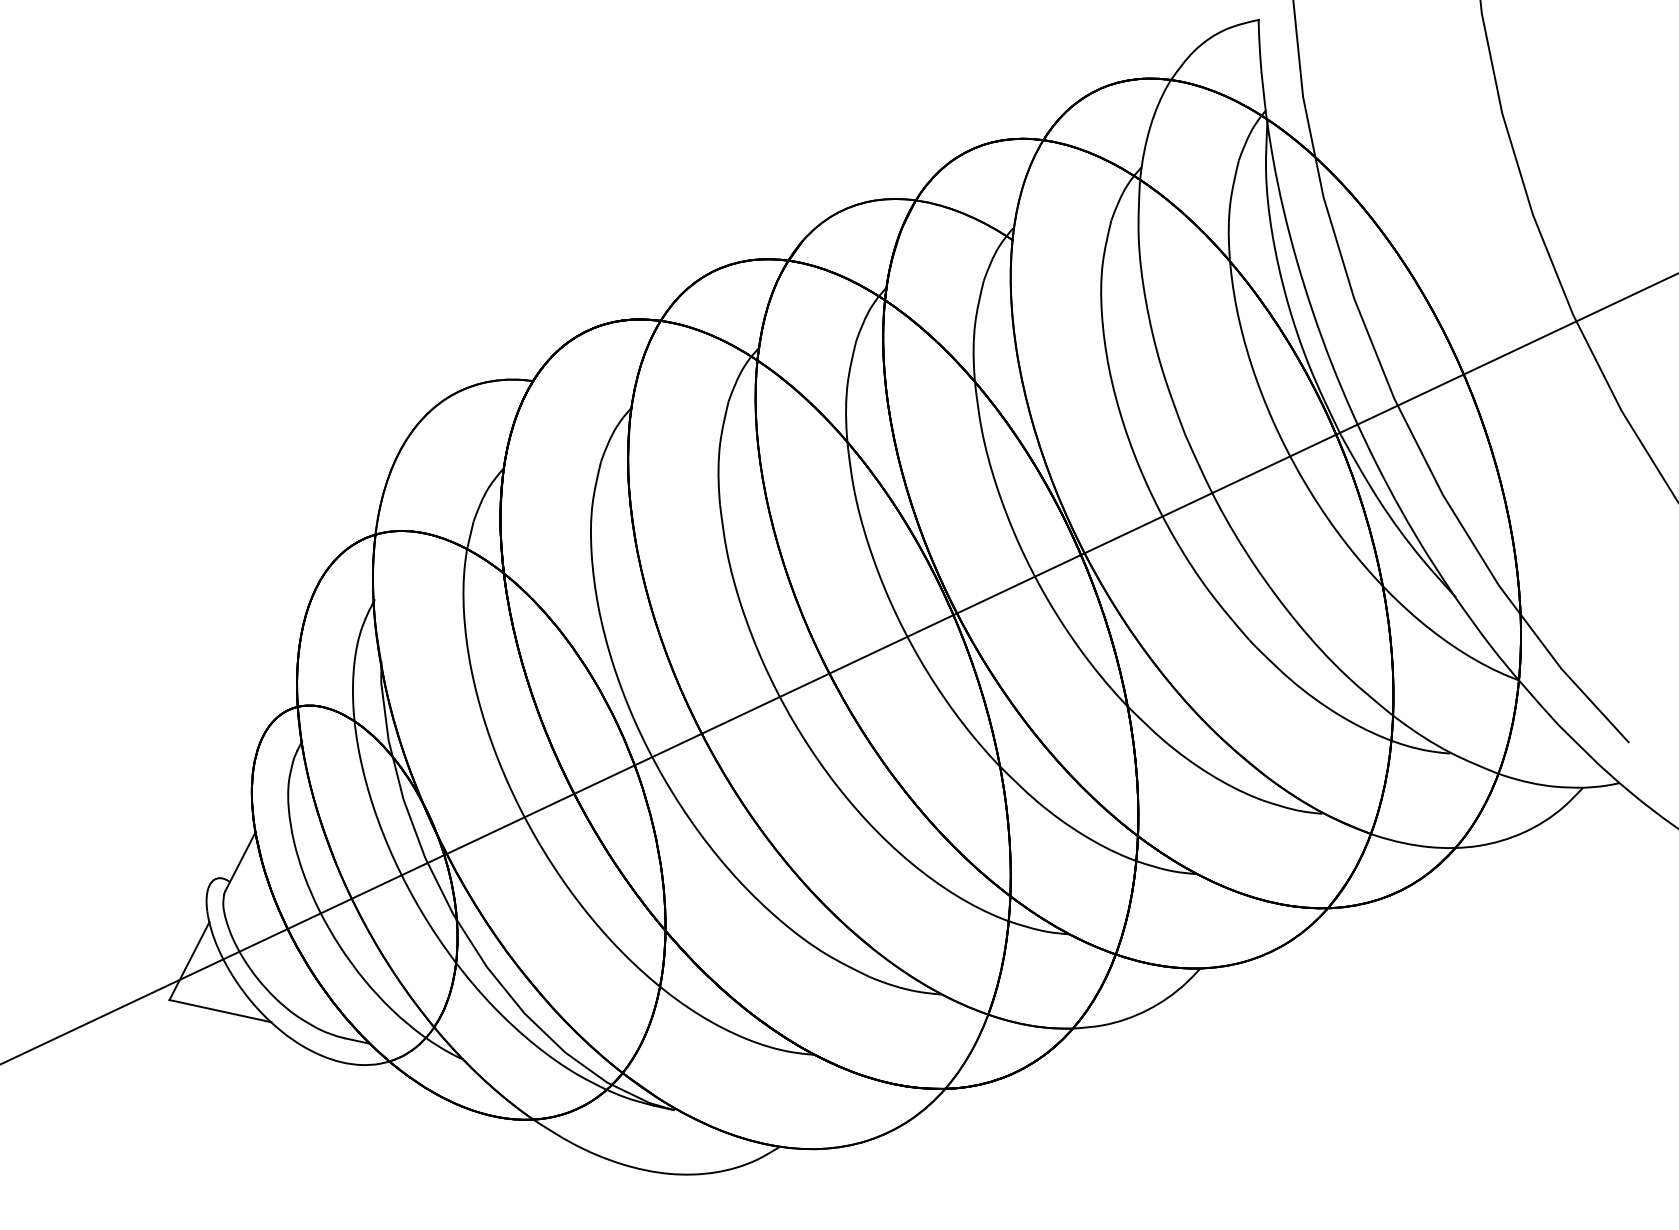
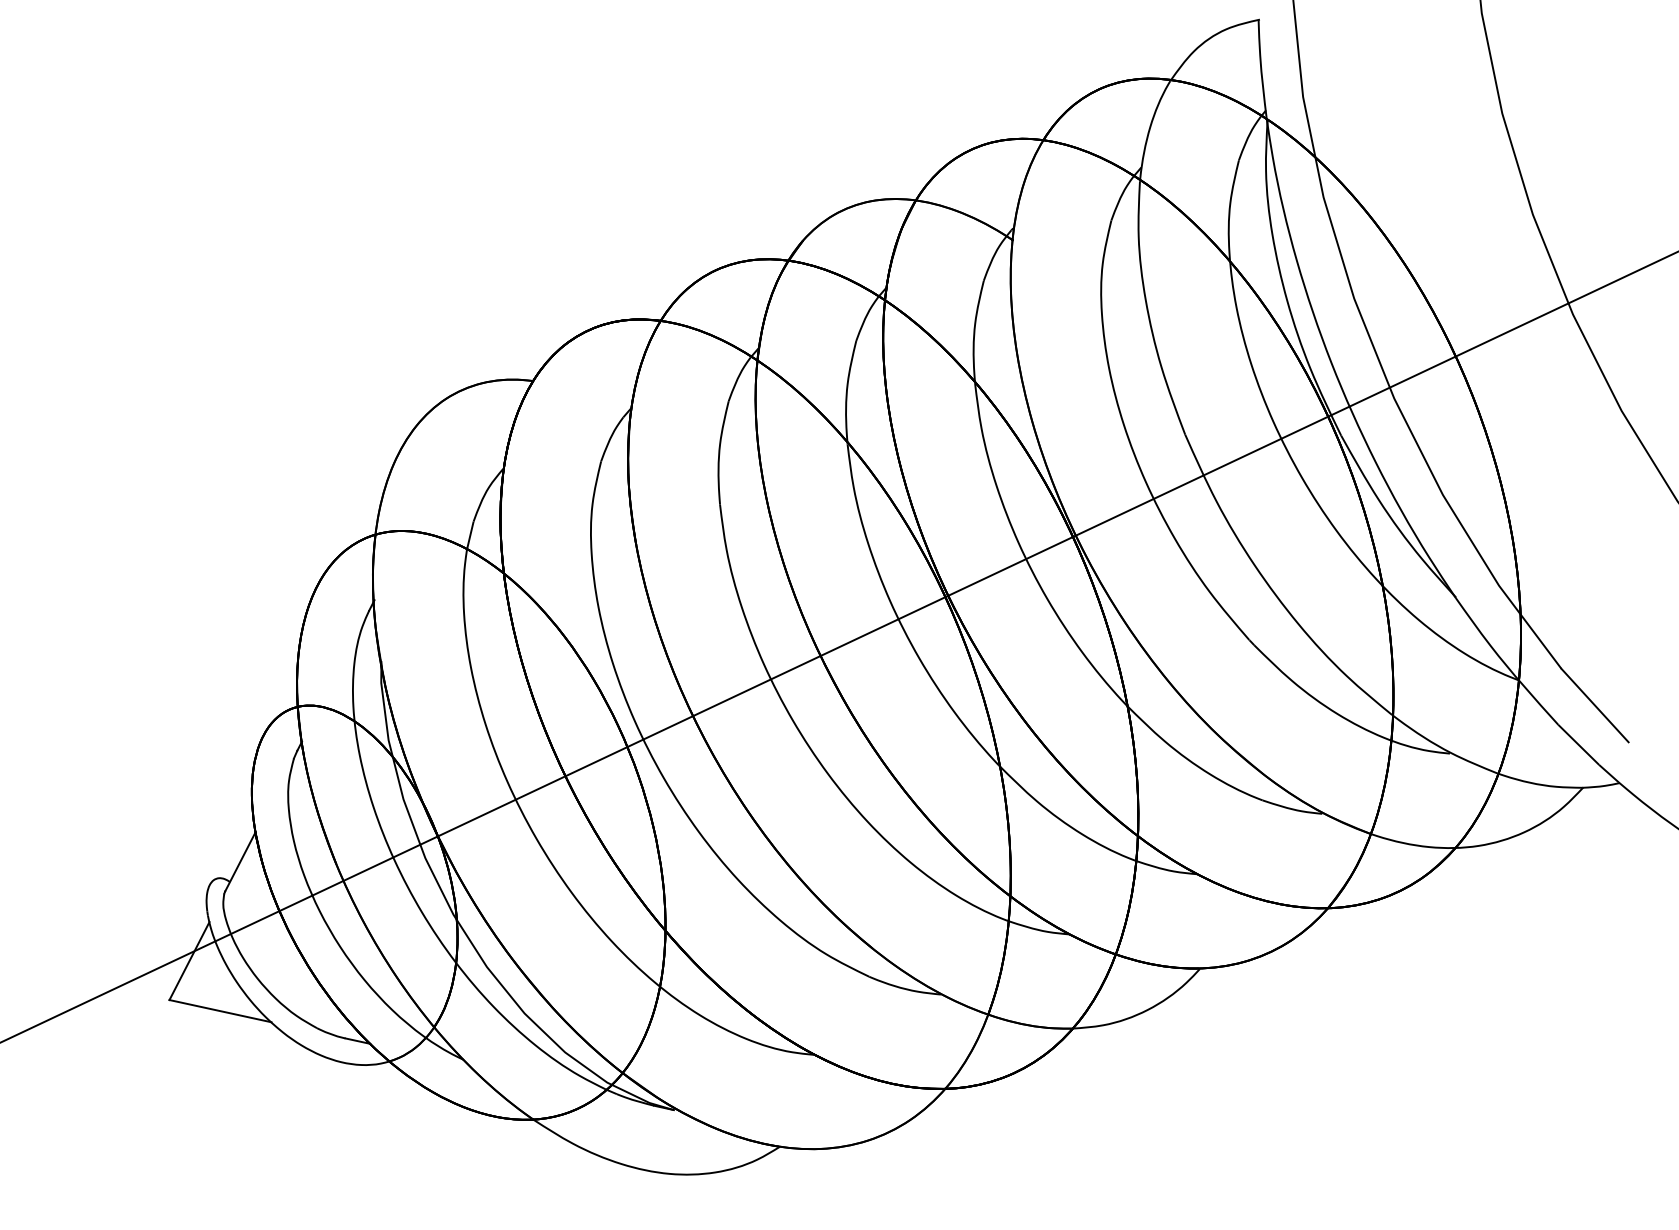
line position: (838, 668) -> (838, 646) (838, 646)
